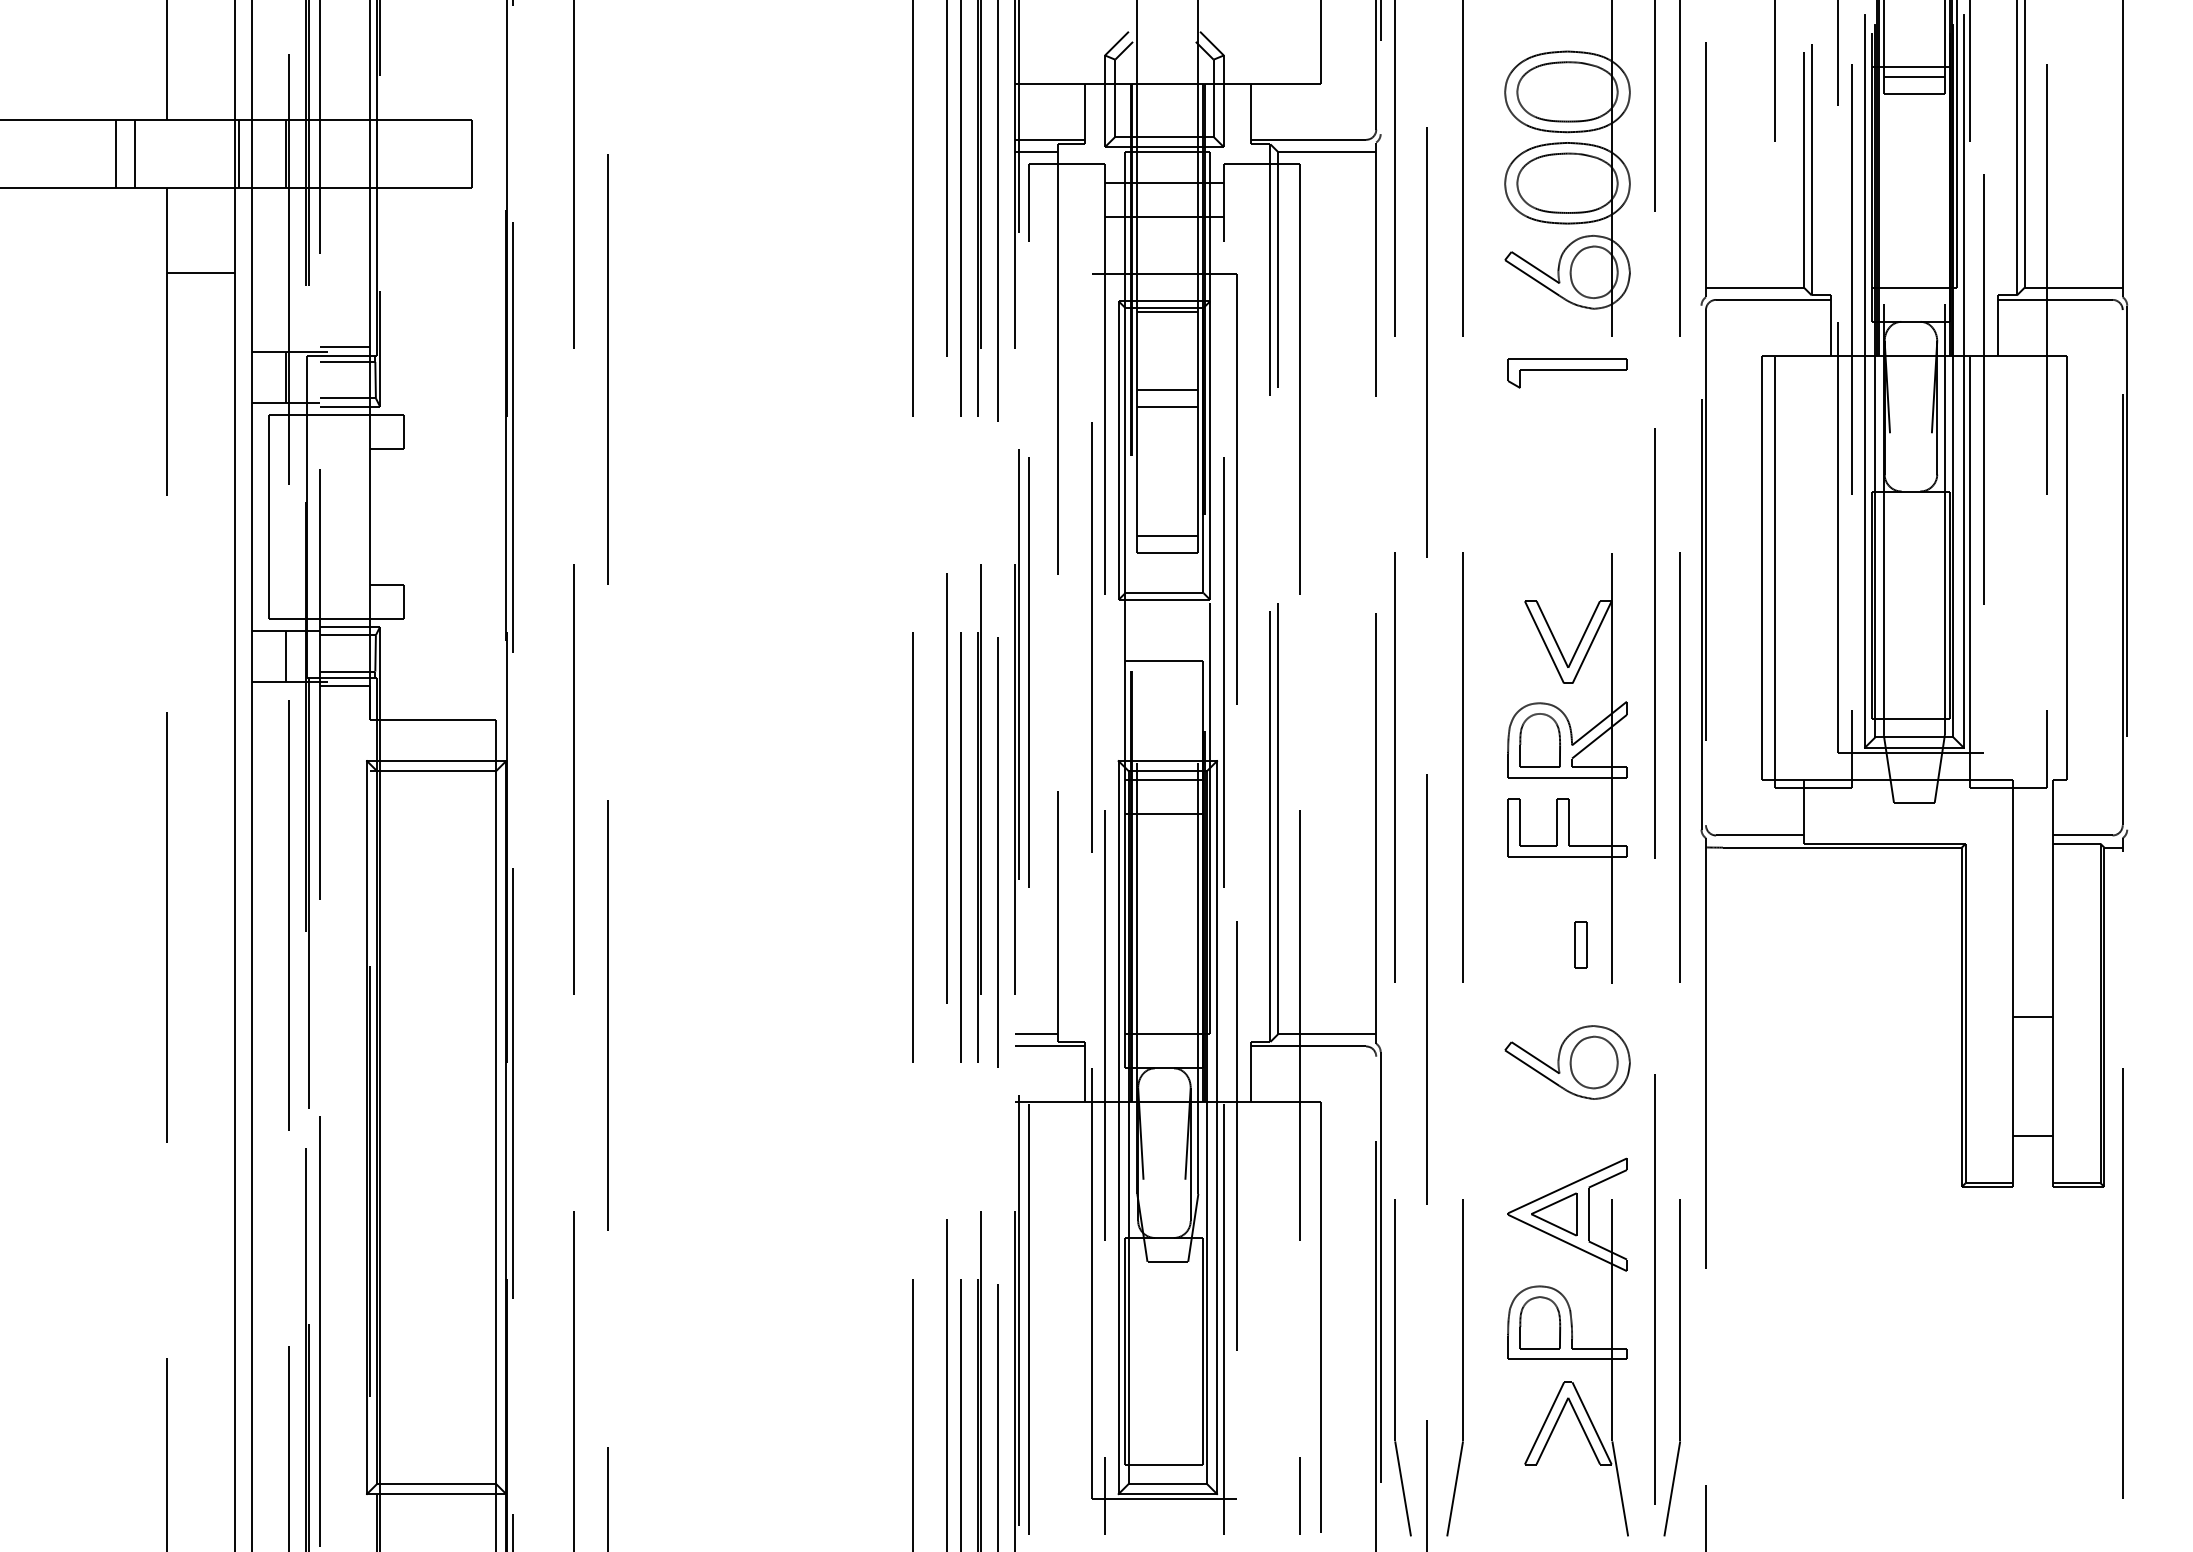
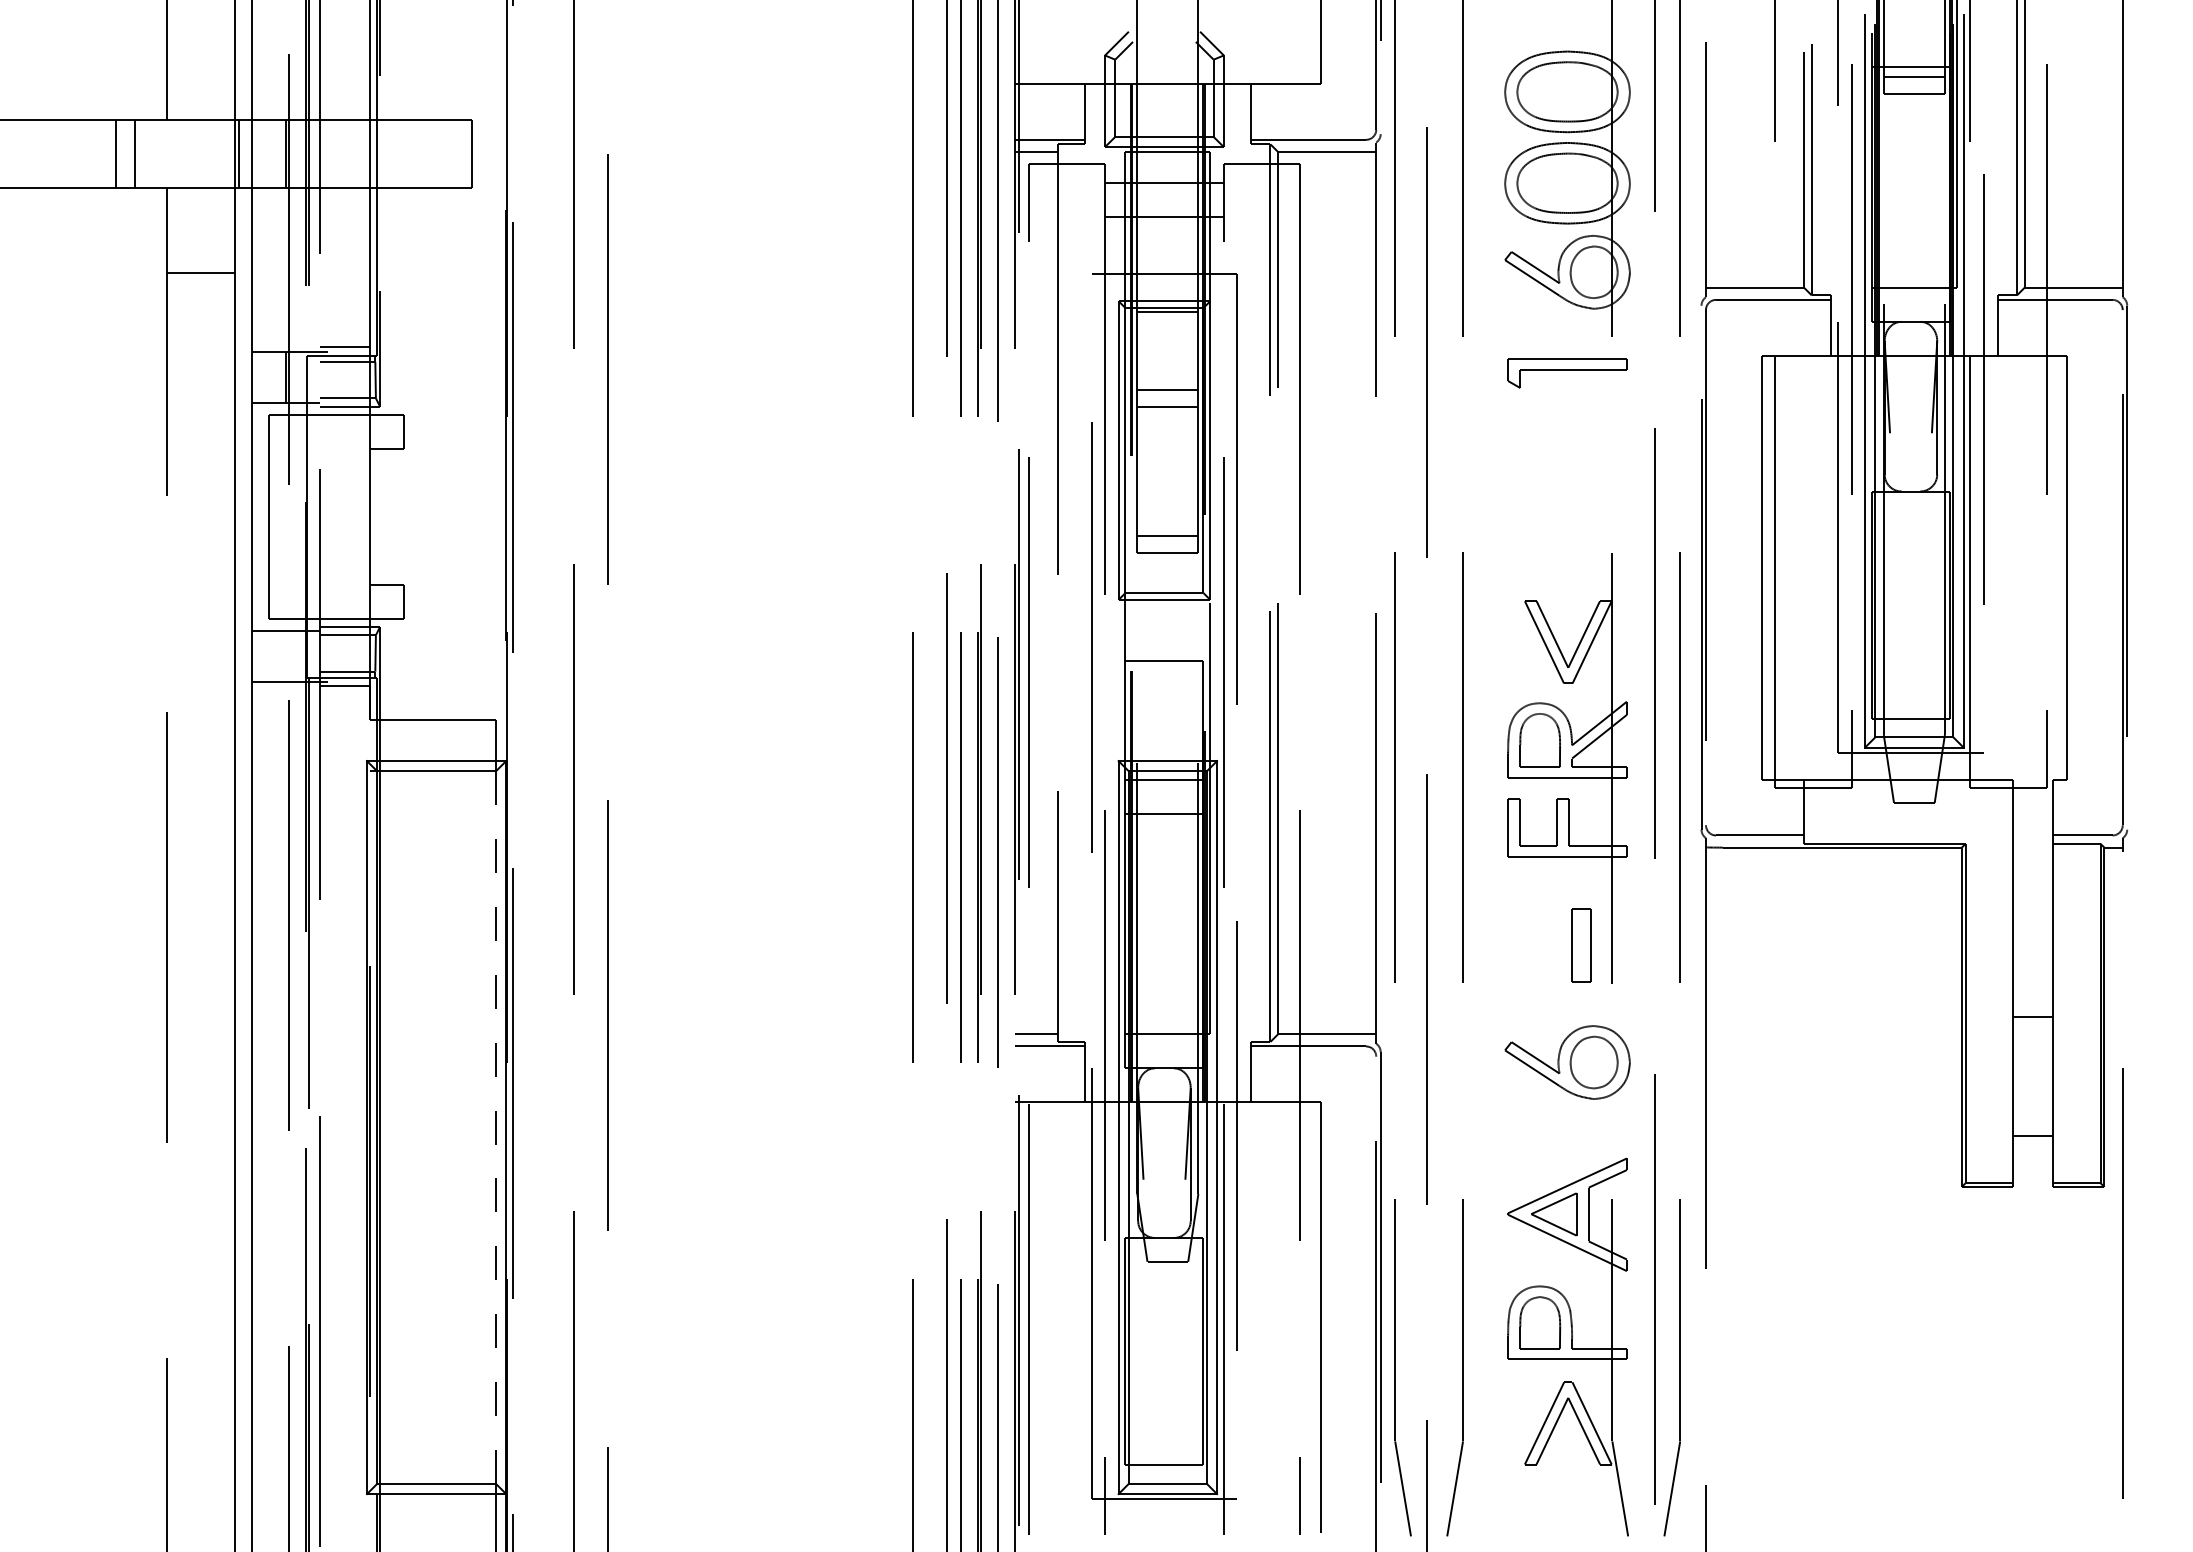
line: present -> none (285, 655)
part size: 14x48 px -> 21x75 px (1581, 945)
line: solid -> dashed (496, 1127)
